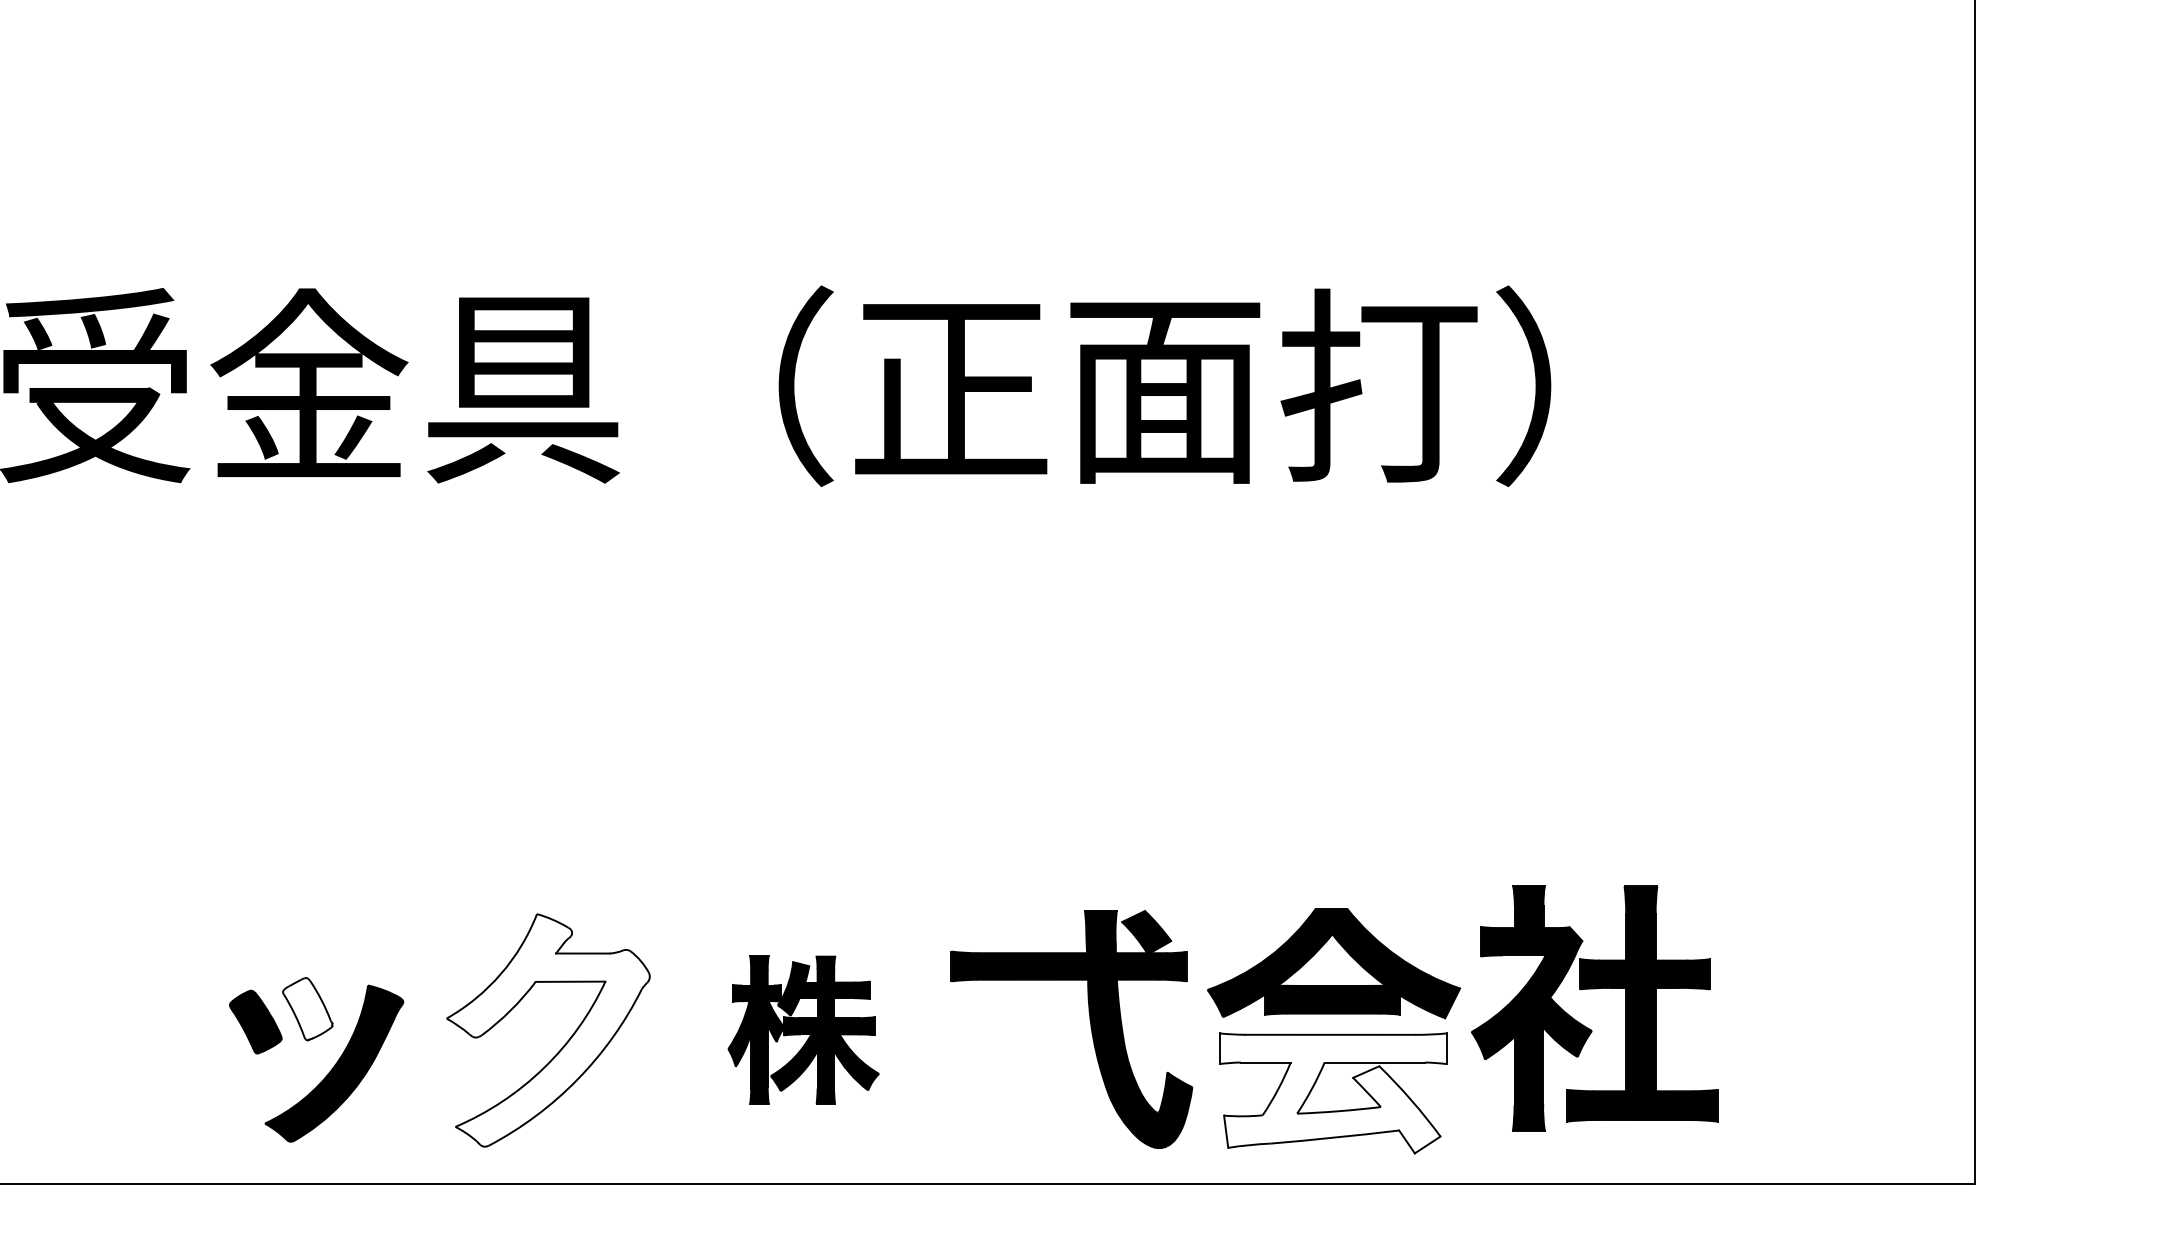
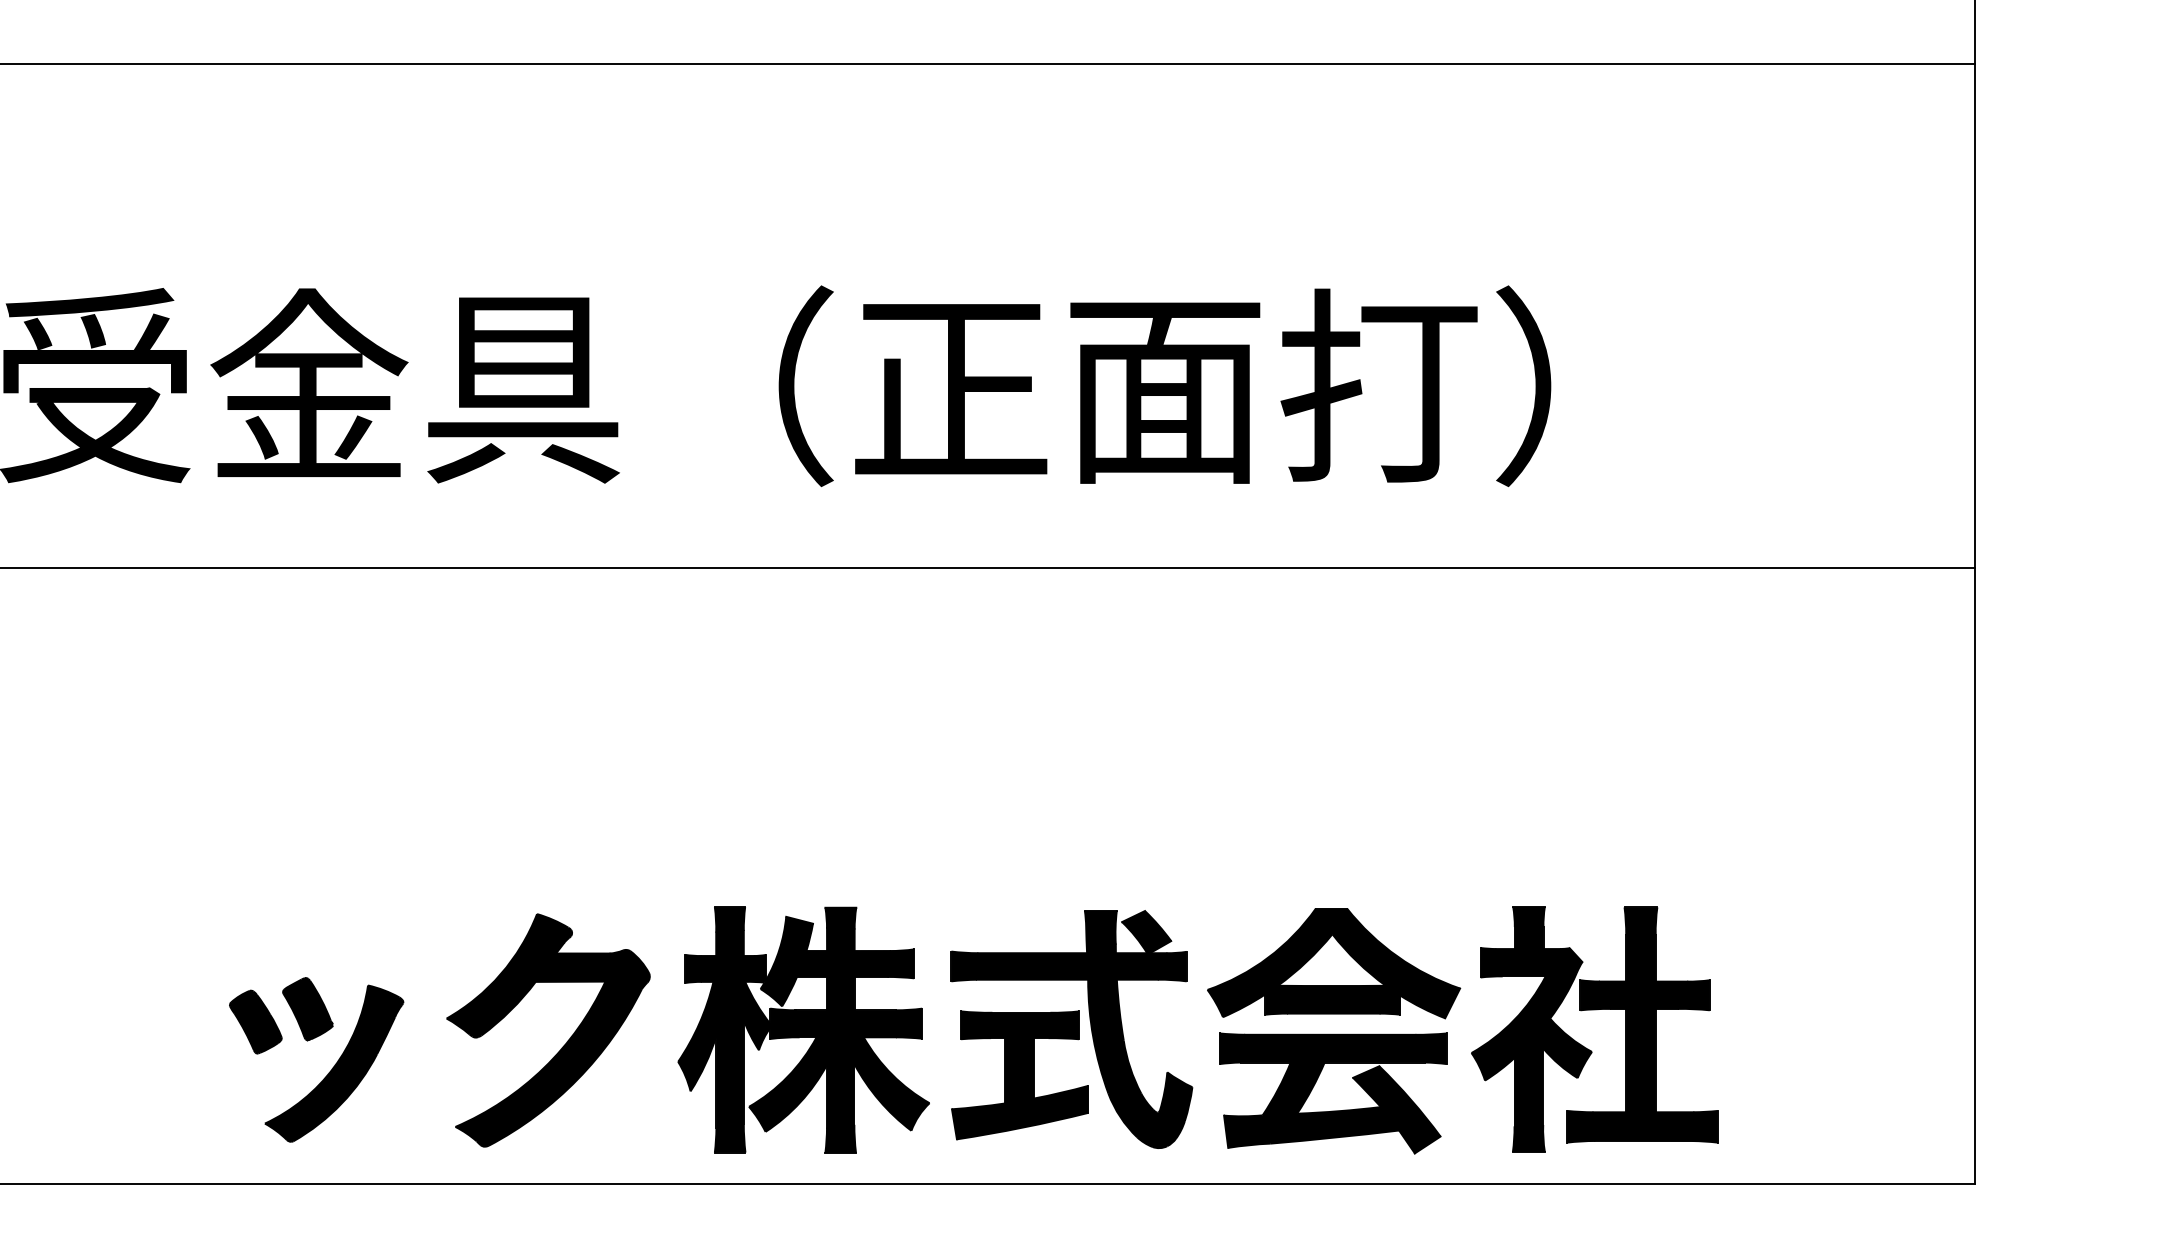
line: none -> present (988, 63)
line: none -> present (988, 567)
part position: (1594, 989) -> (1594, 1010) (1594, 1010)
fill: none -> present (307, 1009)
part size: 153x150 px -> 253x248 px (803, 1029)
fill: none -> present (547, 1030)
part: none -> present (1019, 1075)
fill: none -> present (1332, 1093)
